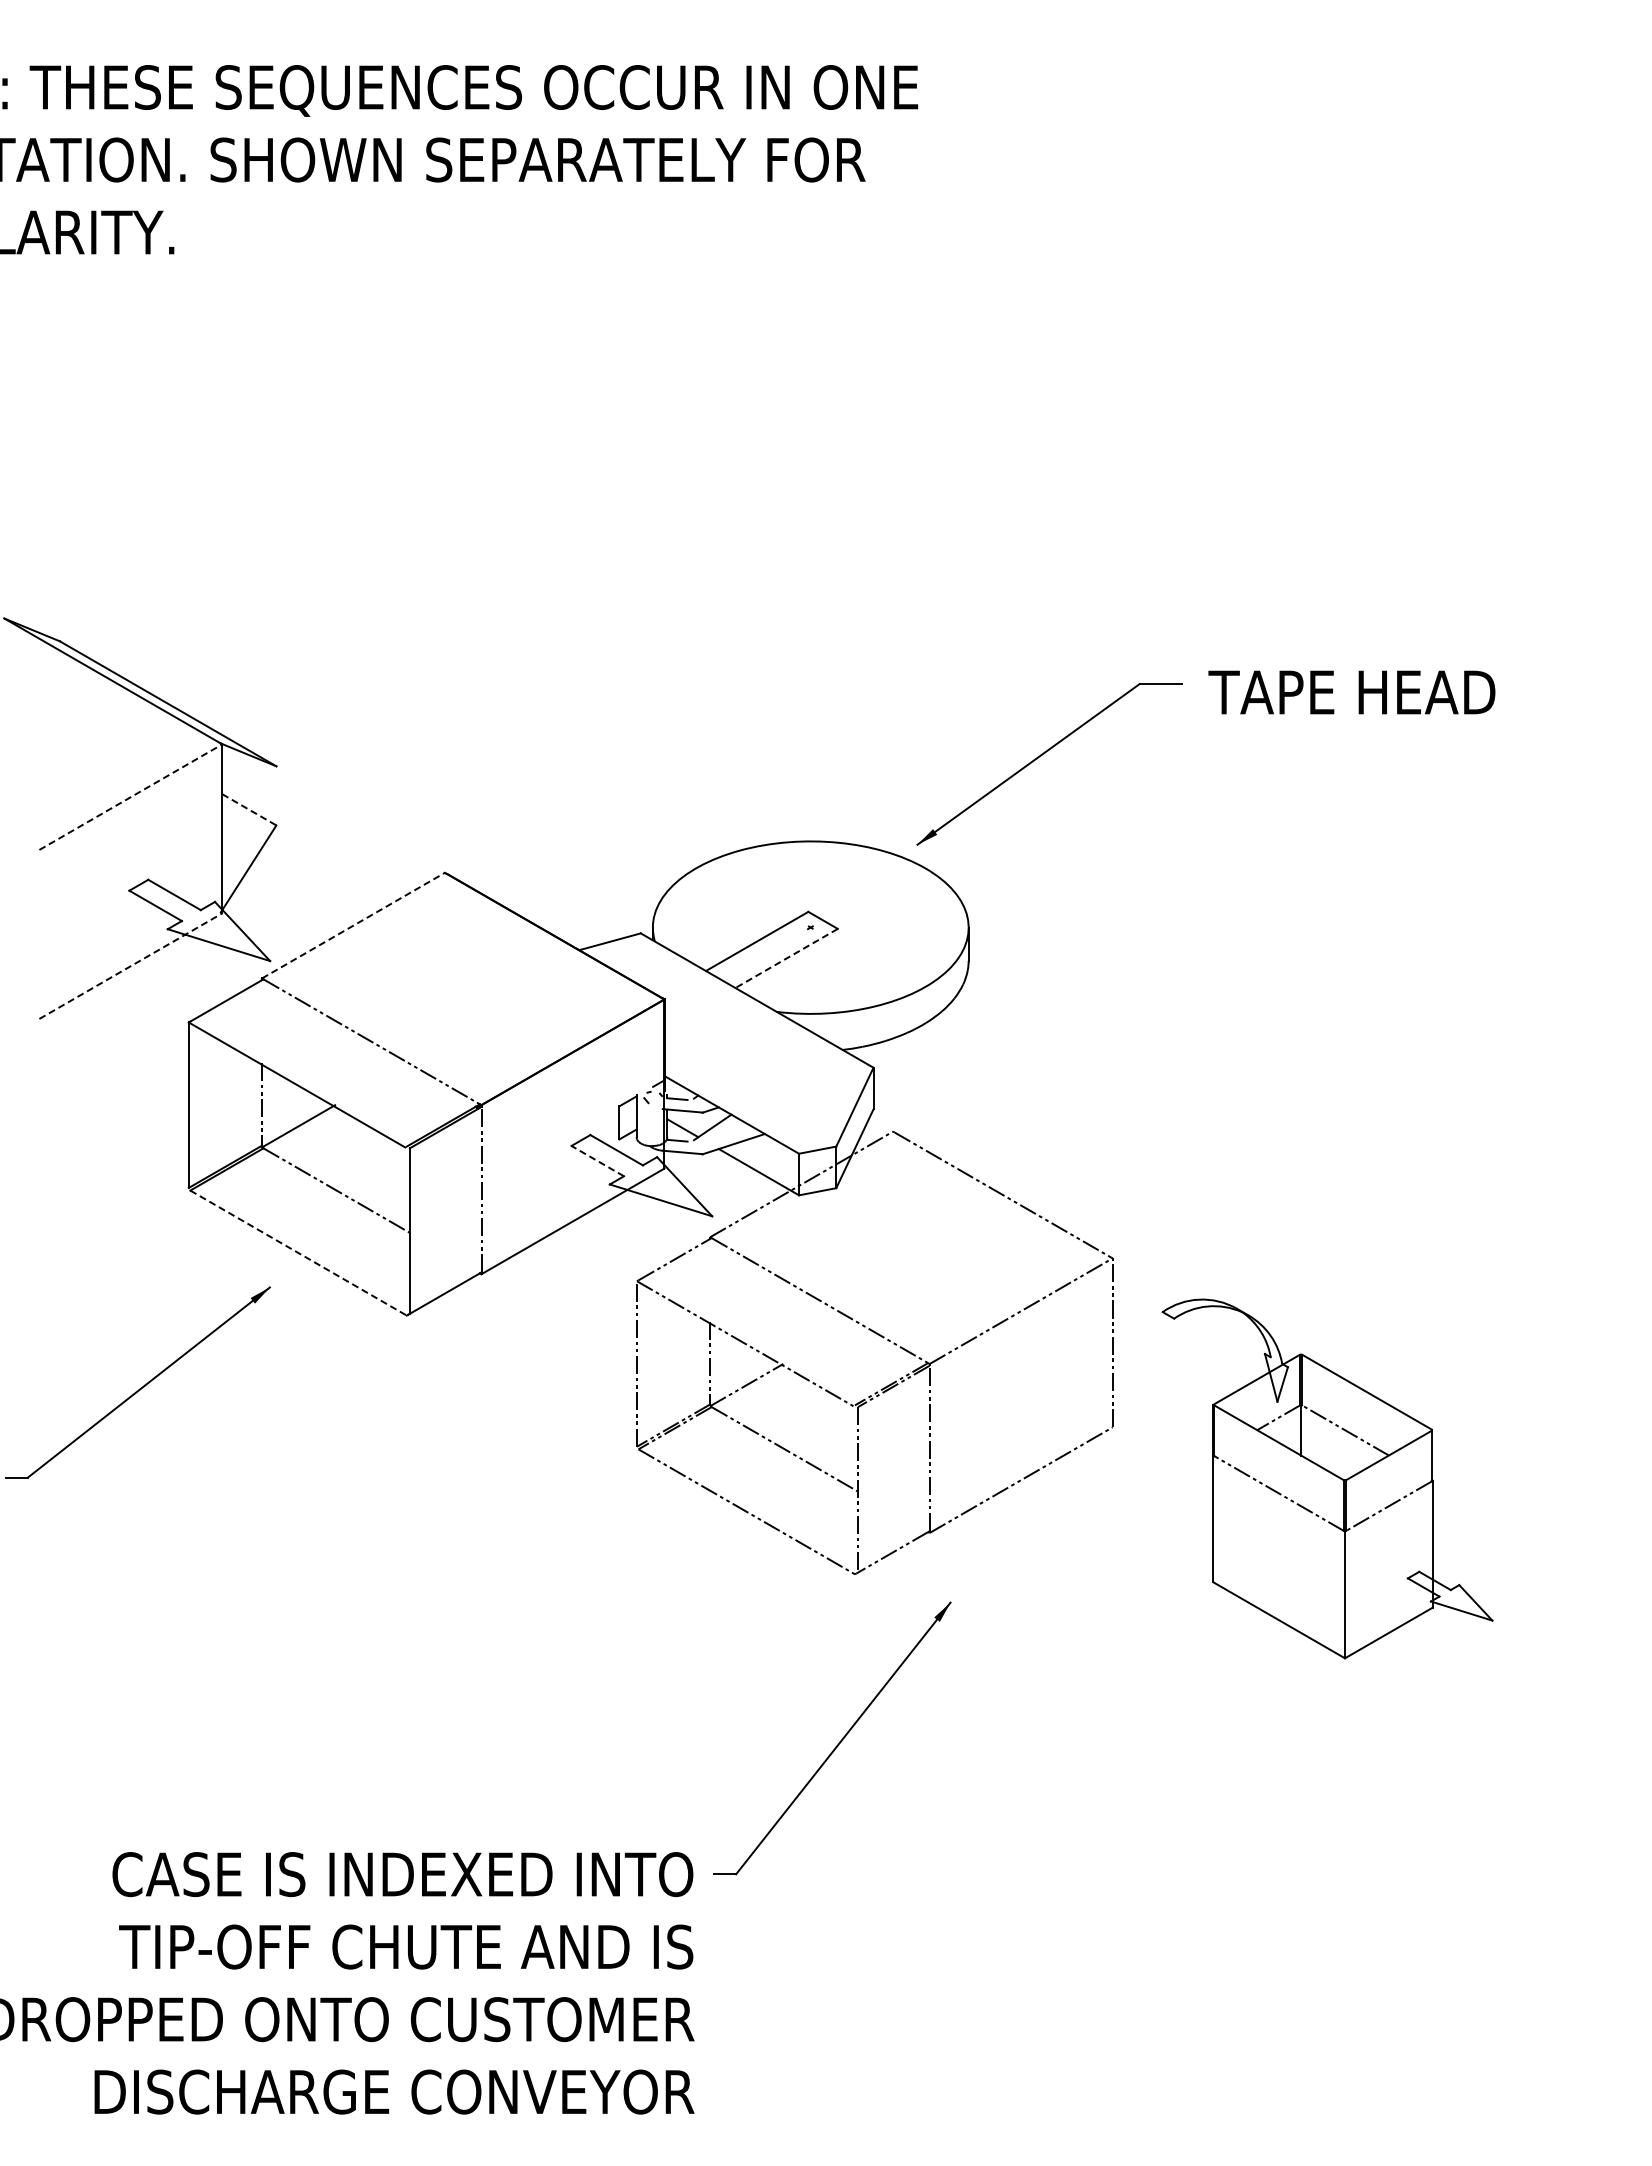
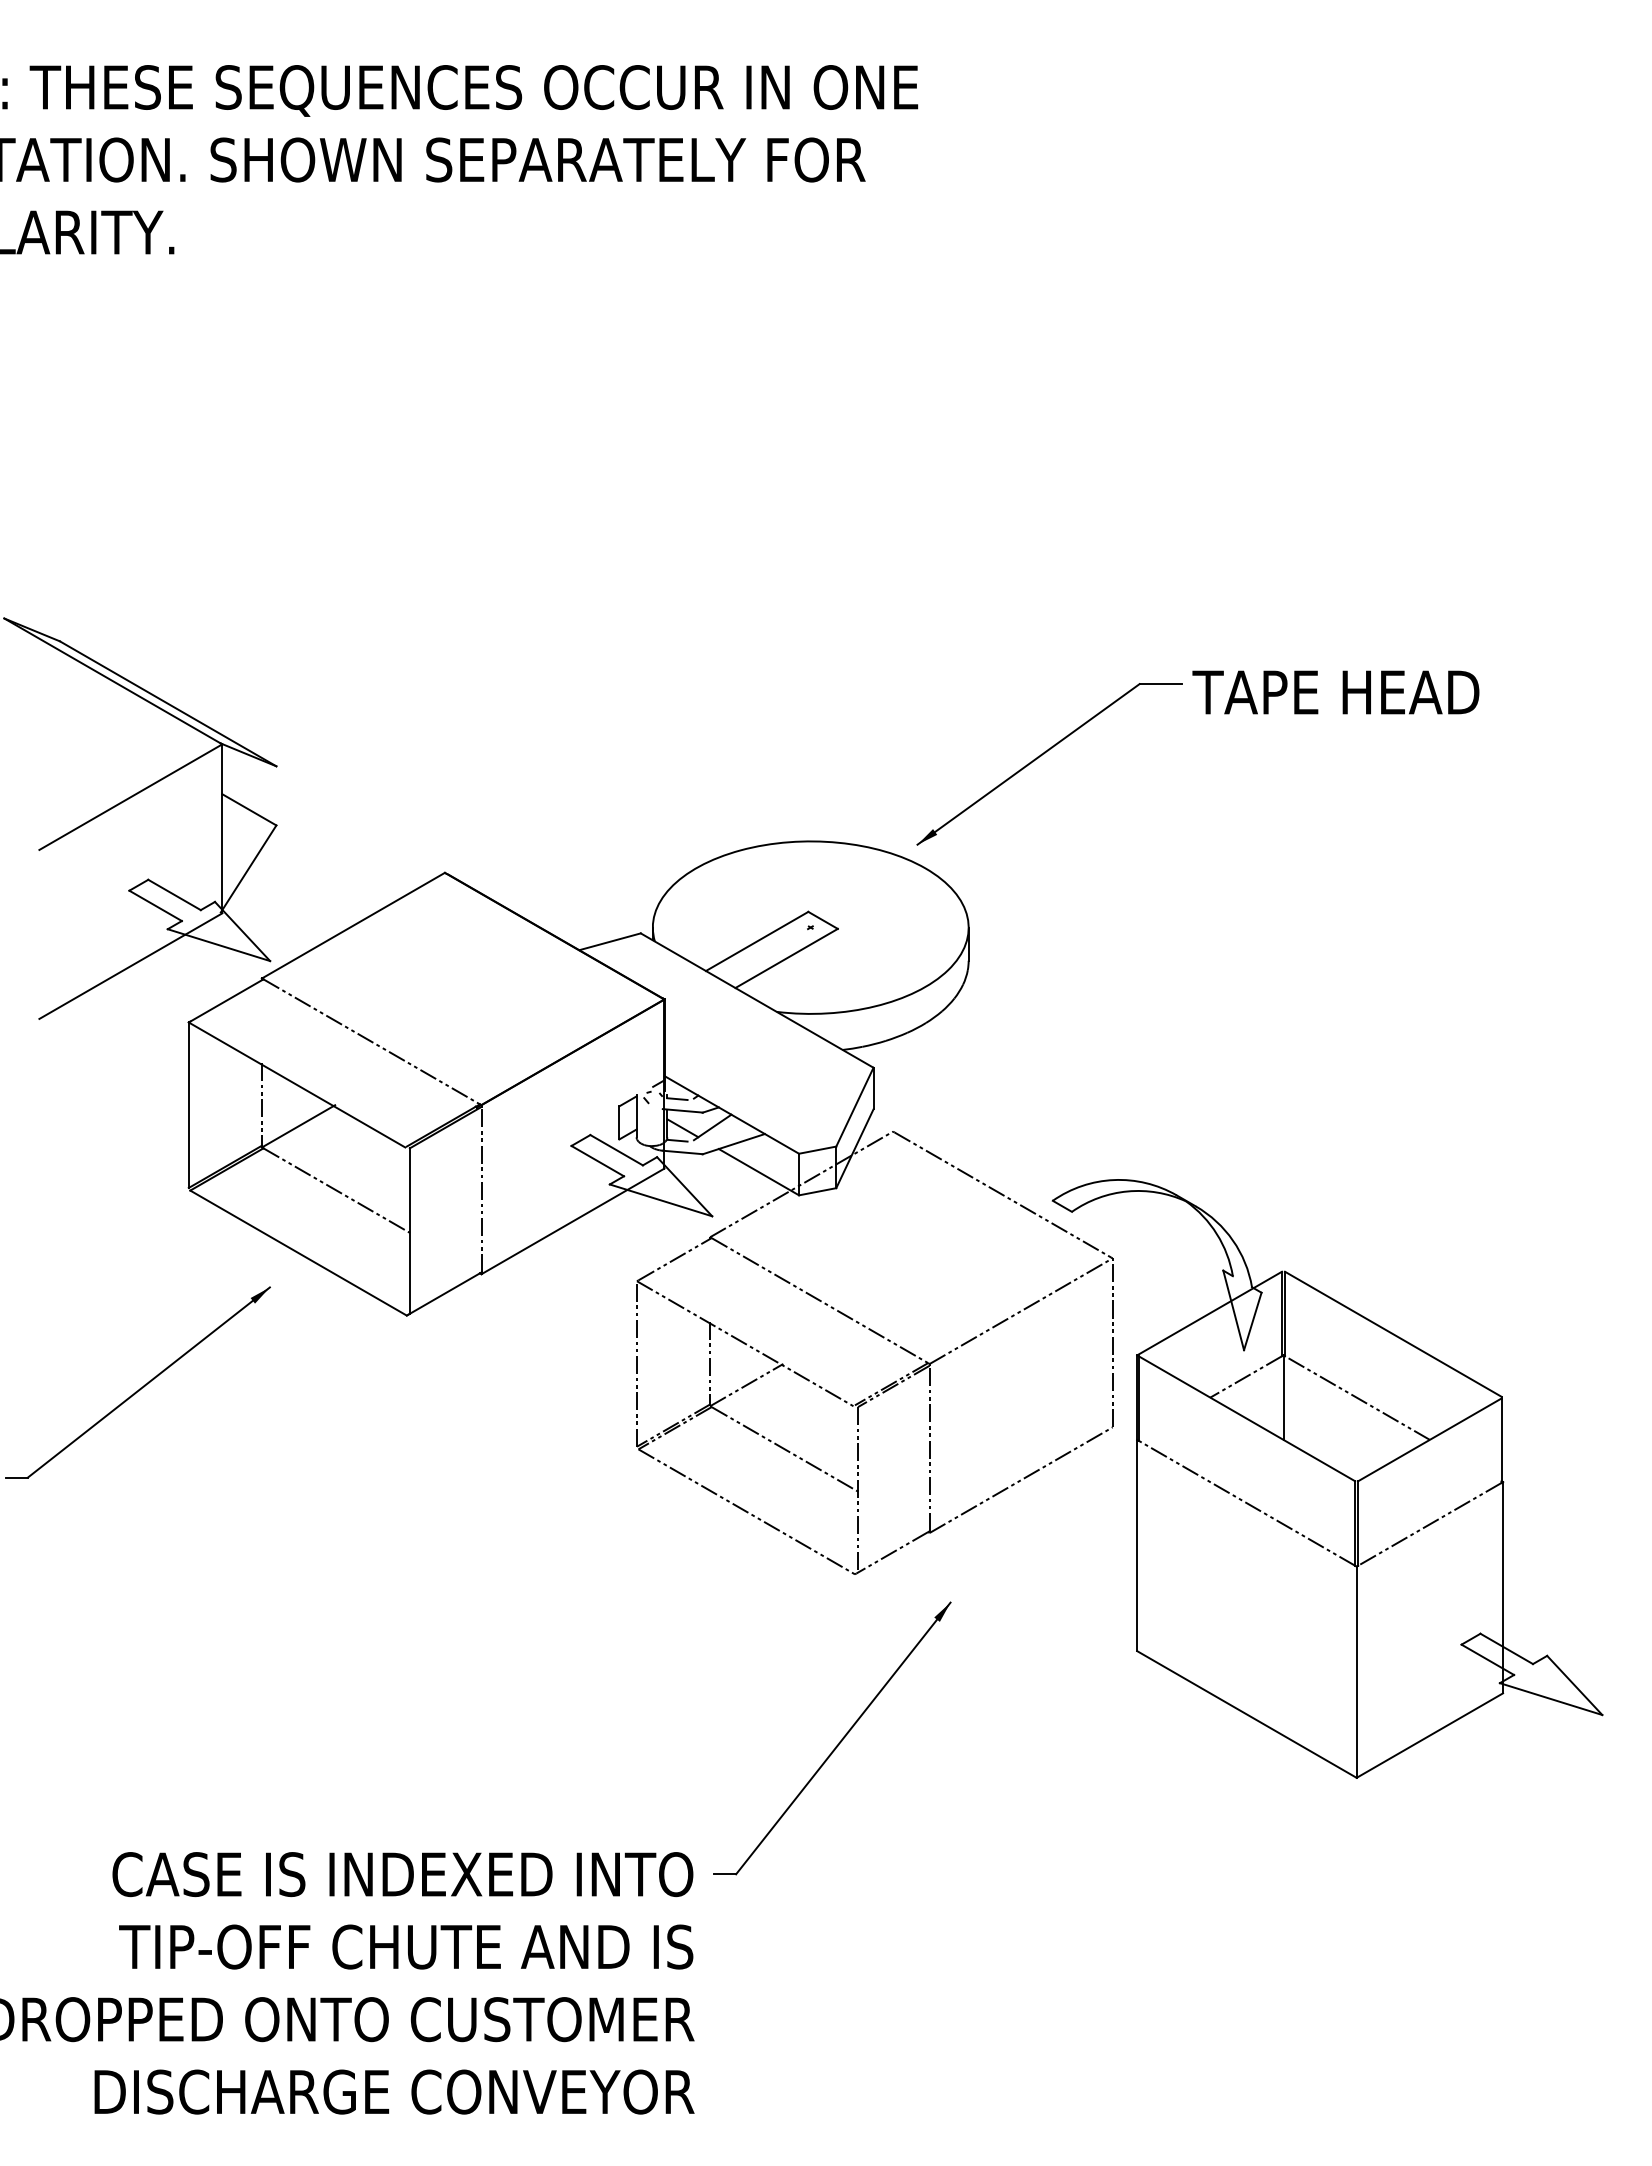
text position: (1351, 692) -> (1335, 692) (1335, 692)
line: dashed -> solid (130, 797)
line: dashed -> solid (249, 810)
line: dashed -> solid (353, 925)
line: dashed -> solid (786, 958)
line: dashed -> solid (130, 966)
line: dashed -> solid (597, 1160)
line: dashed -> solid (298, 1253)
part size: 333x362 px -> 553x600 px (1327, 1478)
